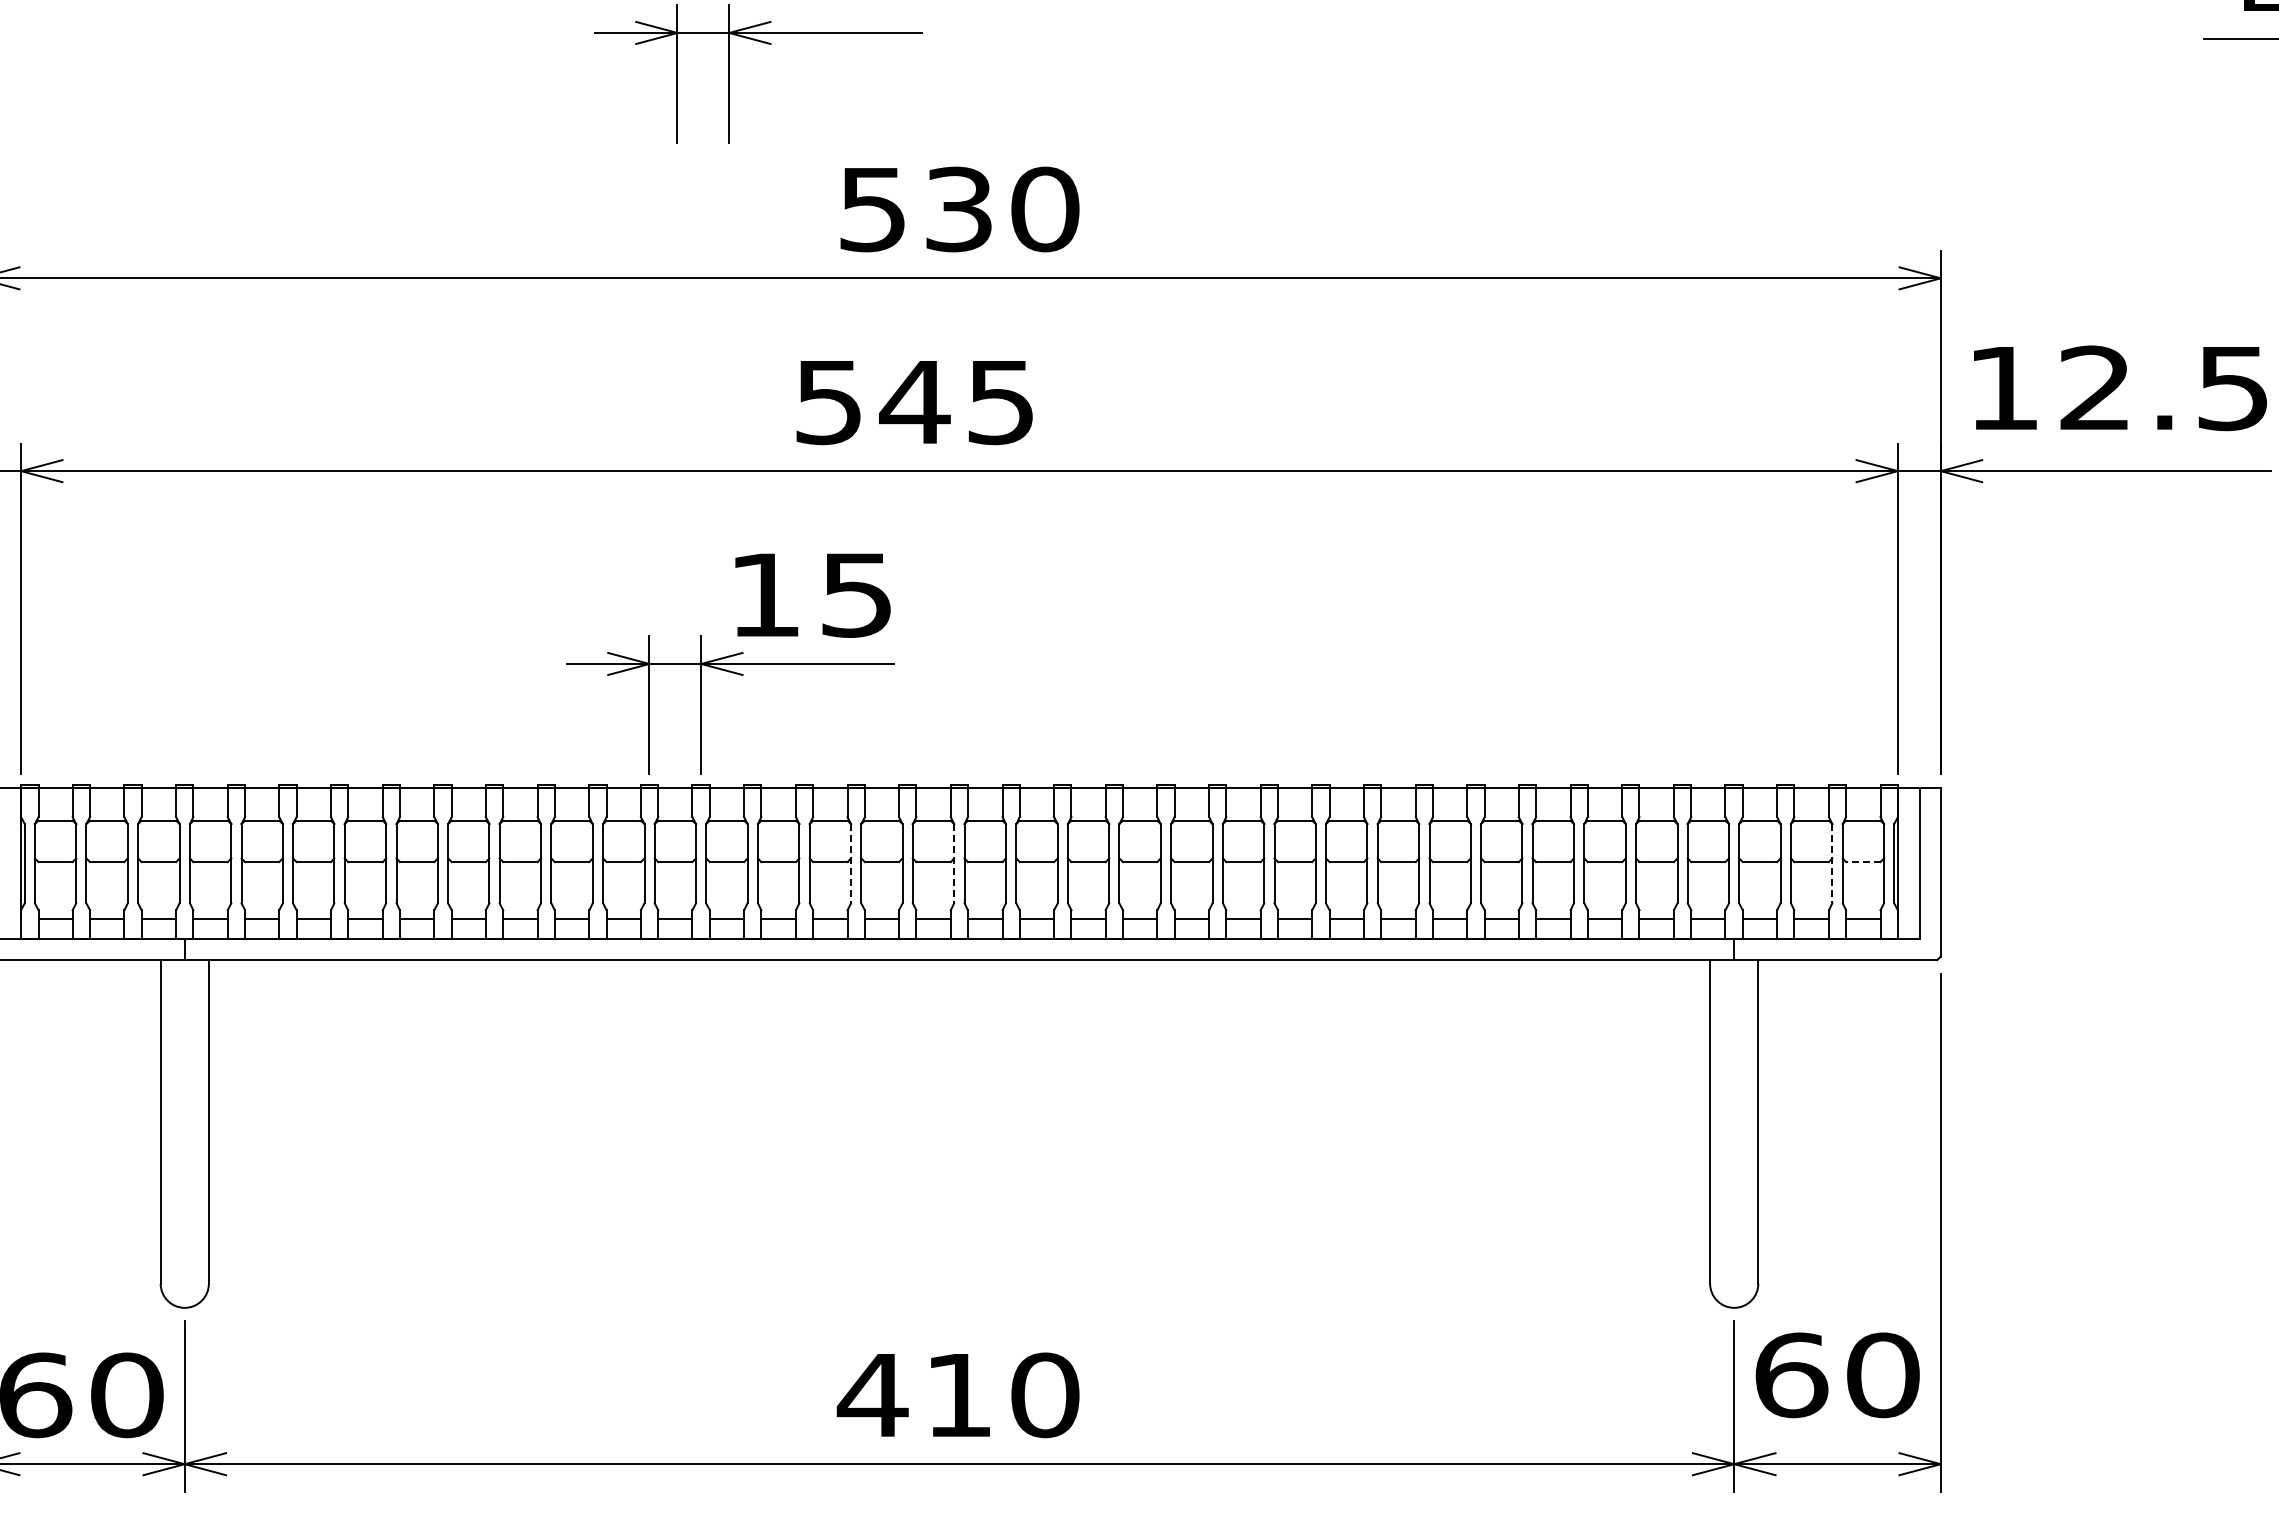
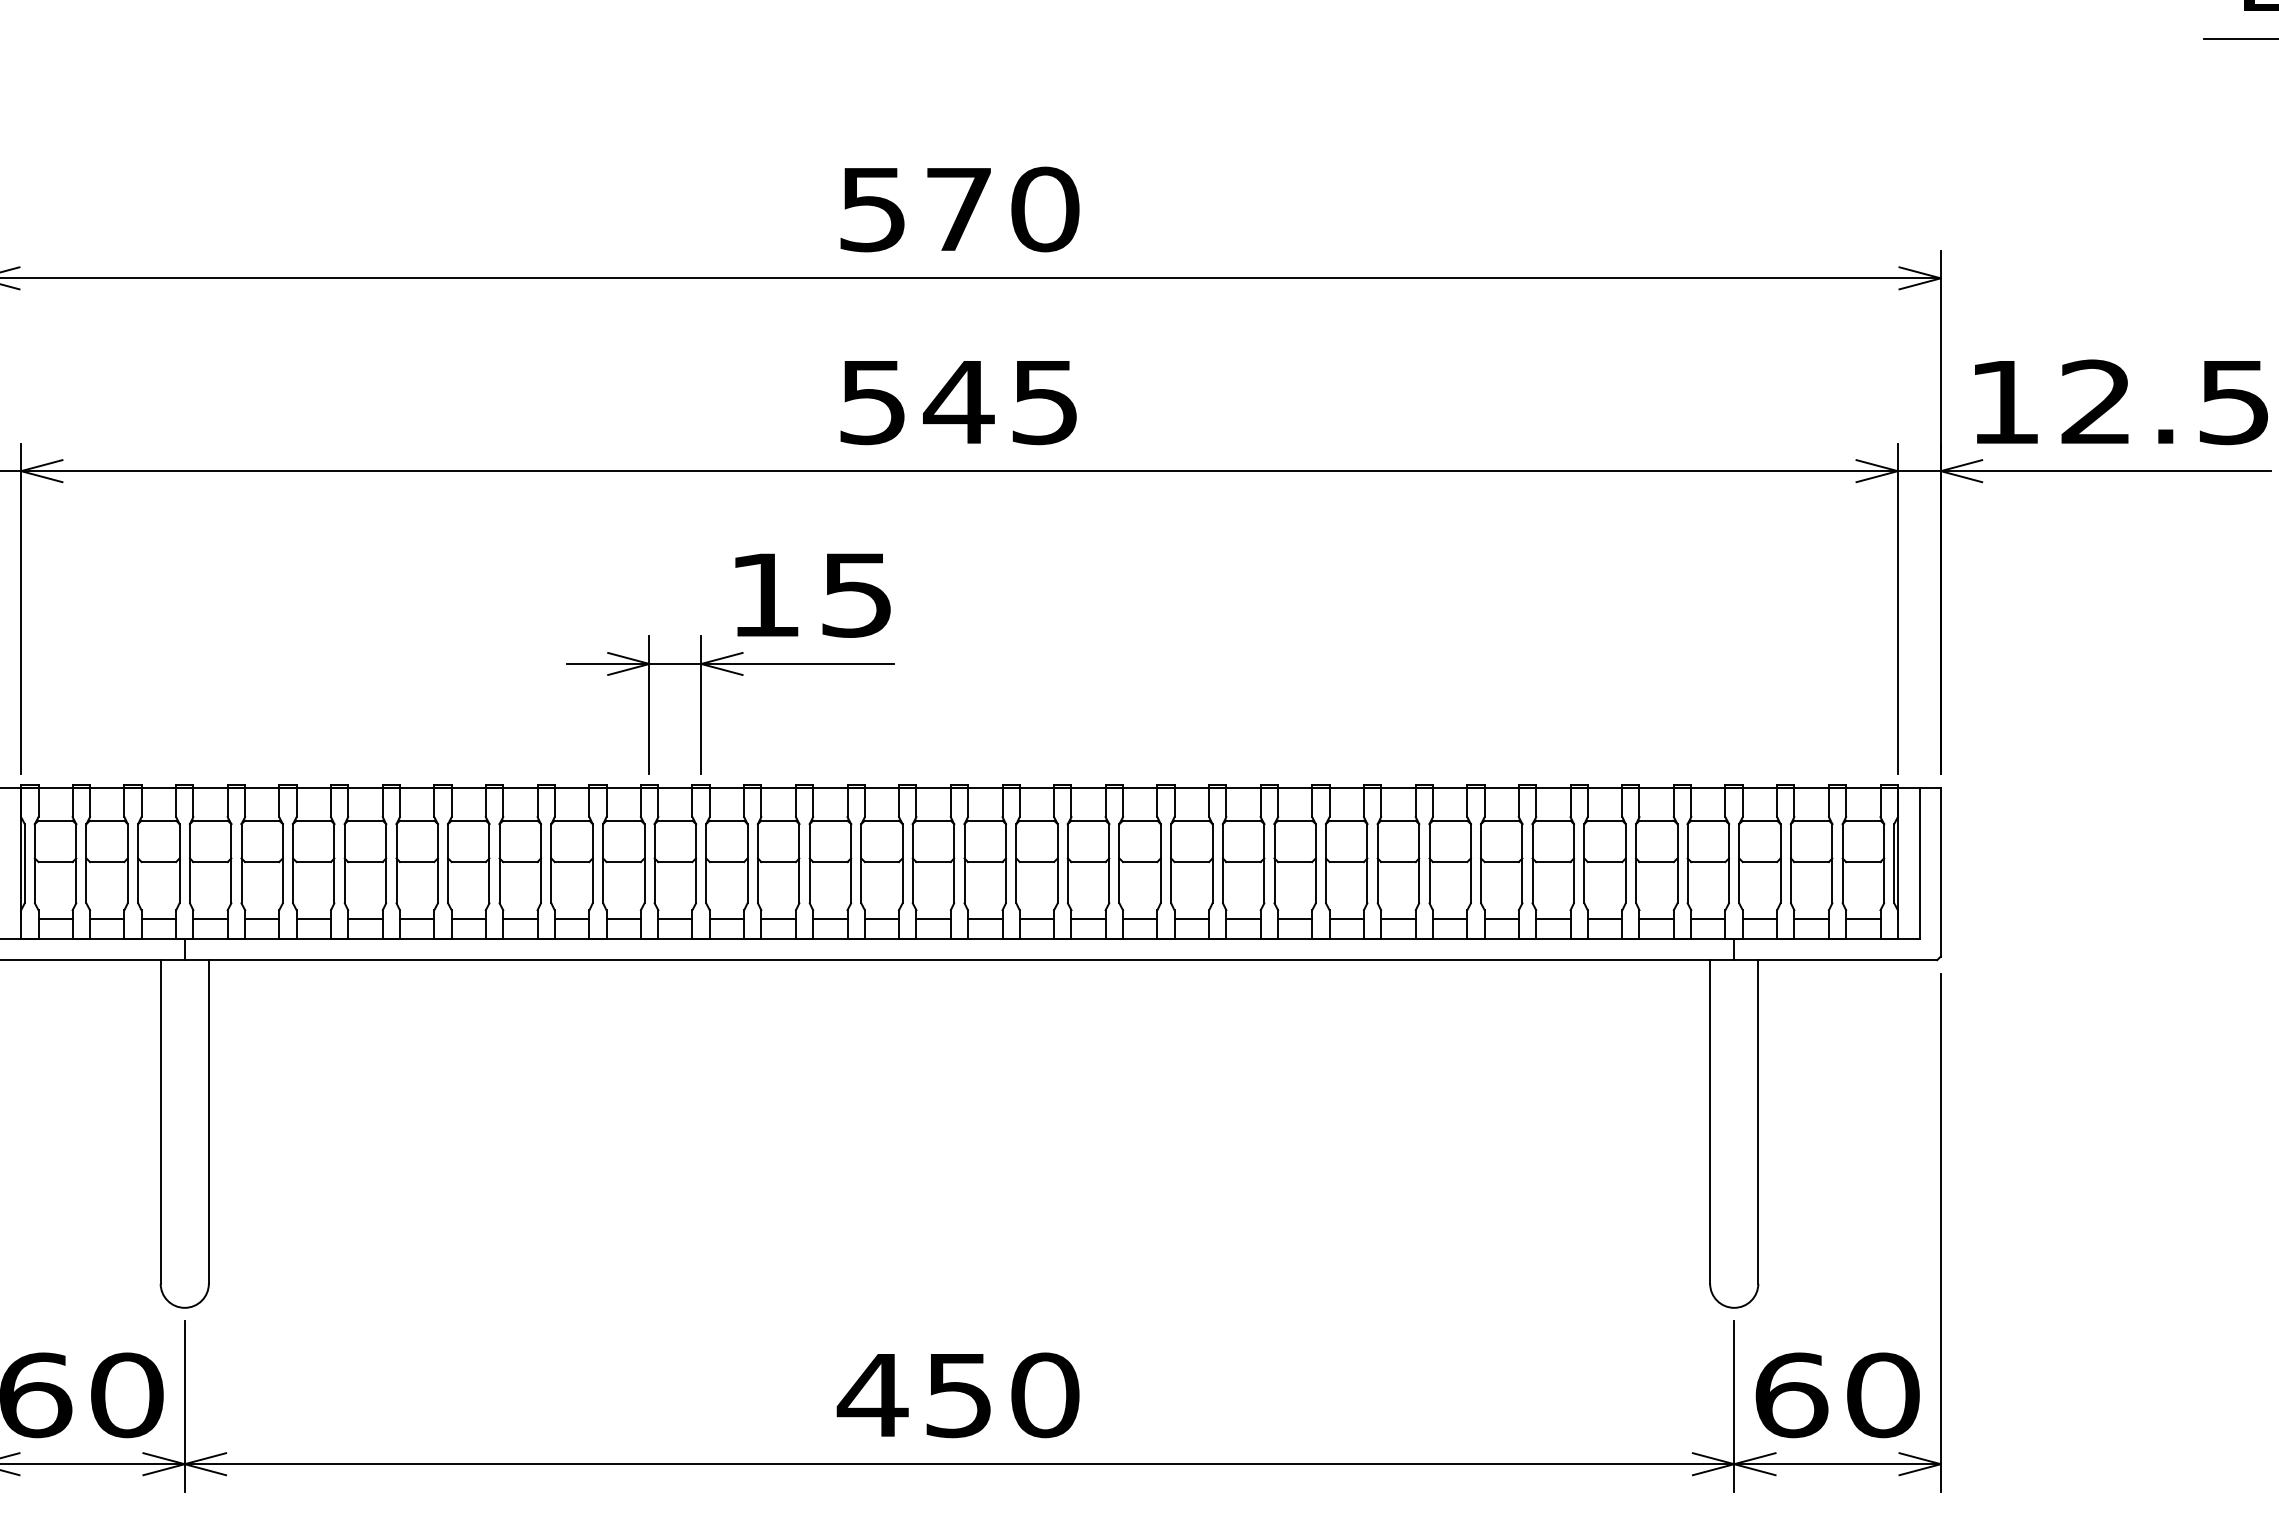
part: present -> none (729, 73)
text: 530 -> 570 (958, 209)
text position: (2120, 388) -> (2121, 402) (2121, 402)
text position: (914, 403) -> (958, 403) (958, 403)
line: dashed -> solid (1862, 862)
line: dashed -> solid (851, 863)
line: dashed -> solid (954, 863)
line: dashed -> solid (1832, 863)
text position: (1837, 1375) -> (1837, 1395) (1837, 1395)
text: 410 -> 450 (958, 1396)
